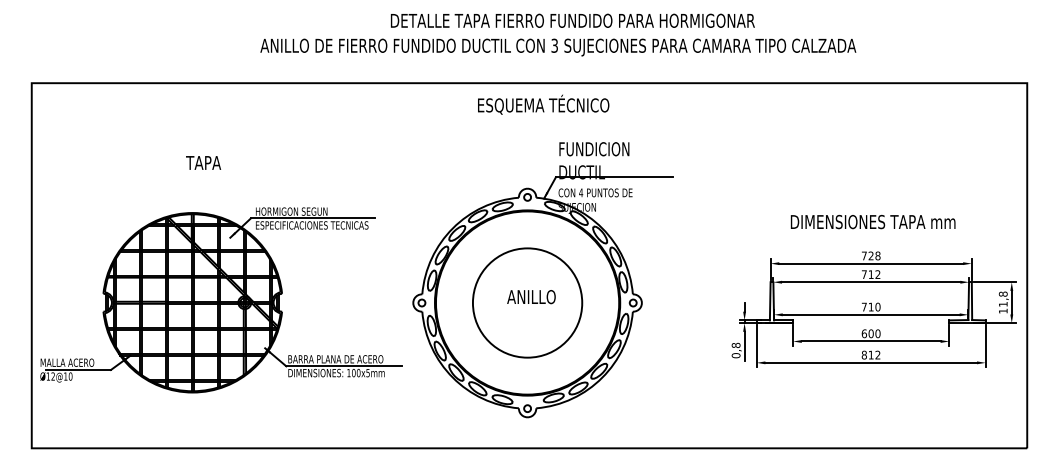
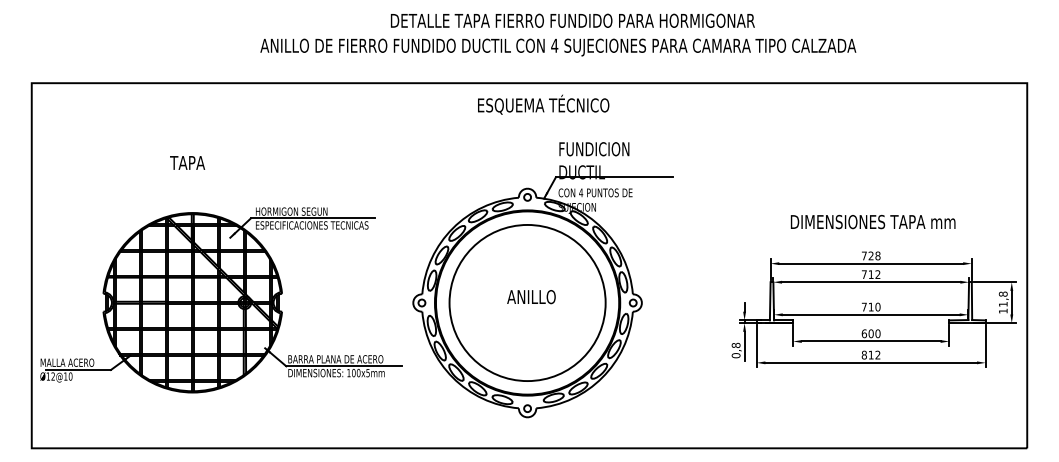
text: 3 -> 4 (554, 45)
text position: (203, 162) -> (187, 162) (187, 162)
circle diameter: 109 px -> 156 px (527, 302)
